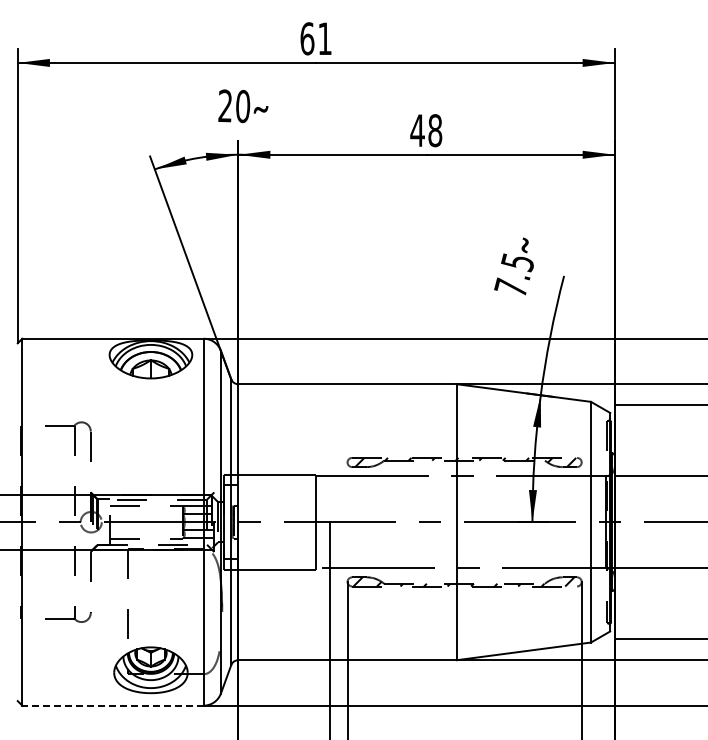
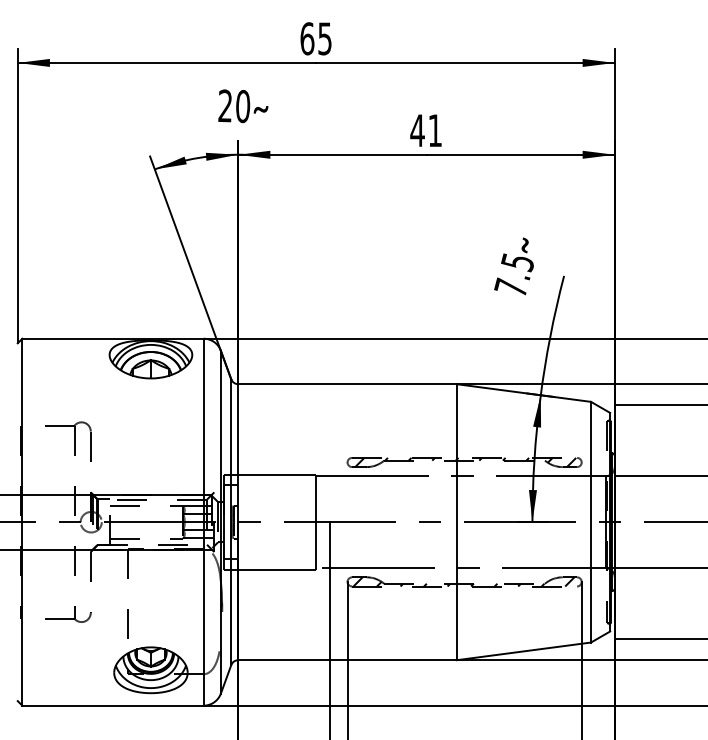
text: 61 -> 65 (324, 38)
text: 48 -> 41 (435, 130)
line: dashed -> solid (113, 705)
